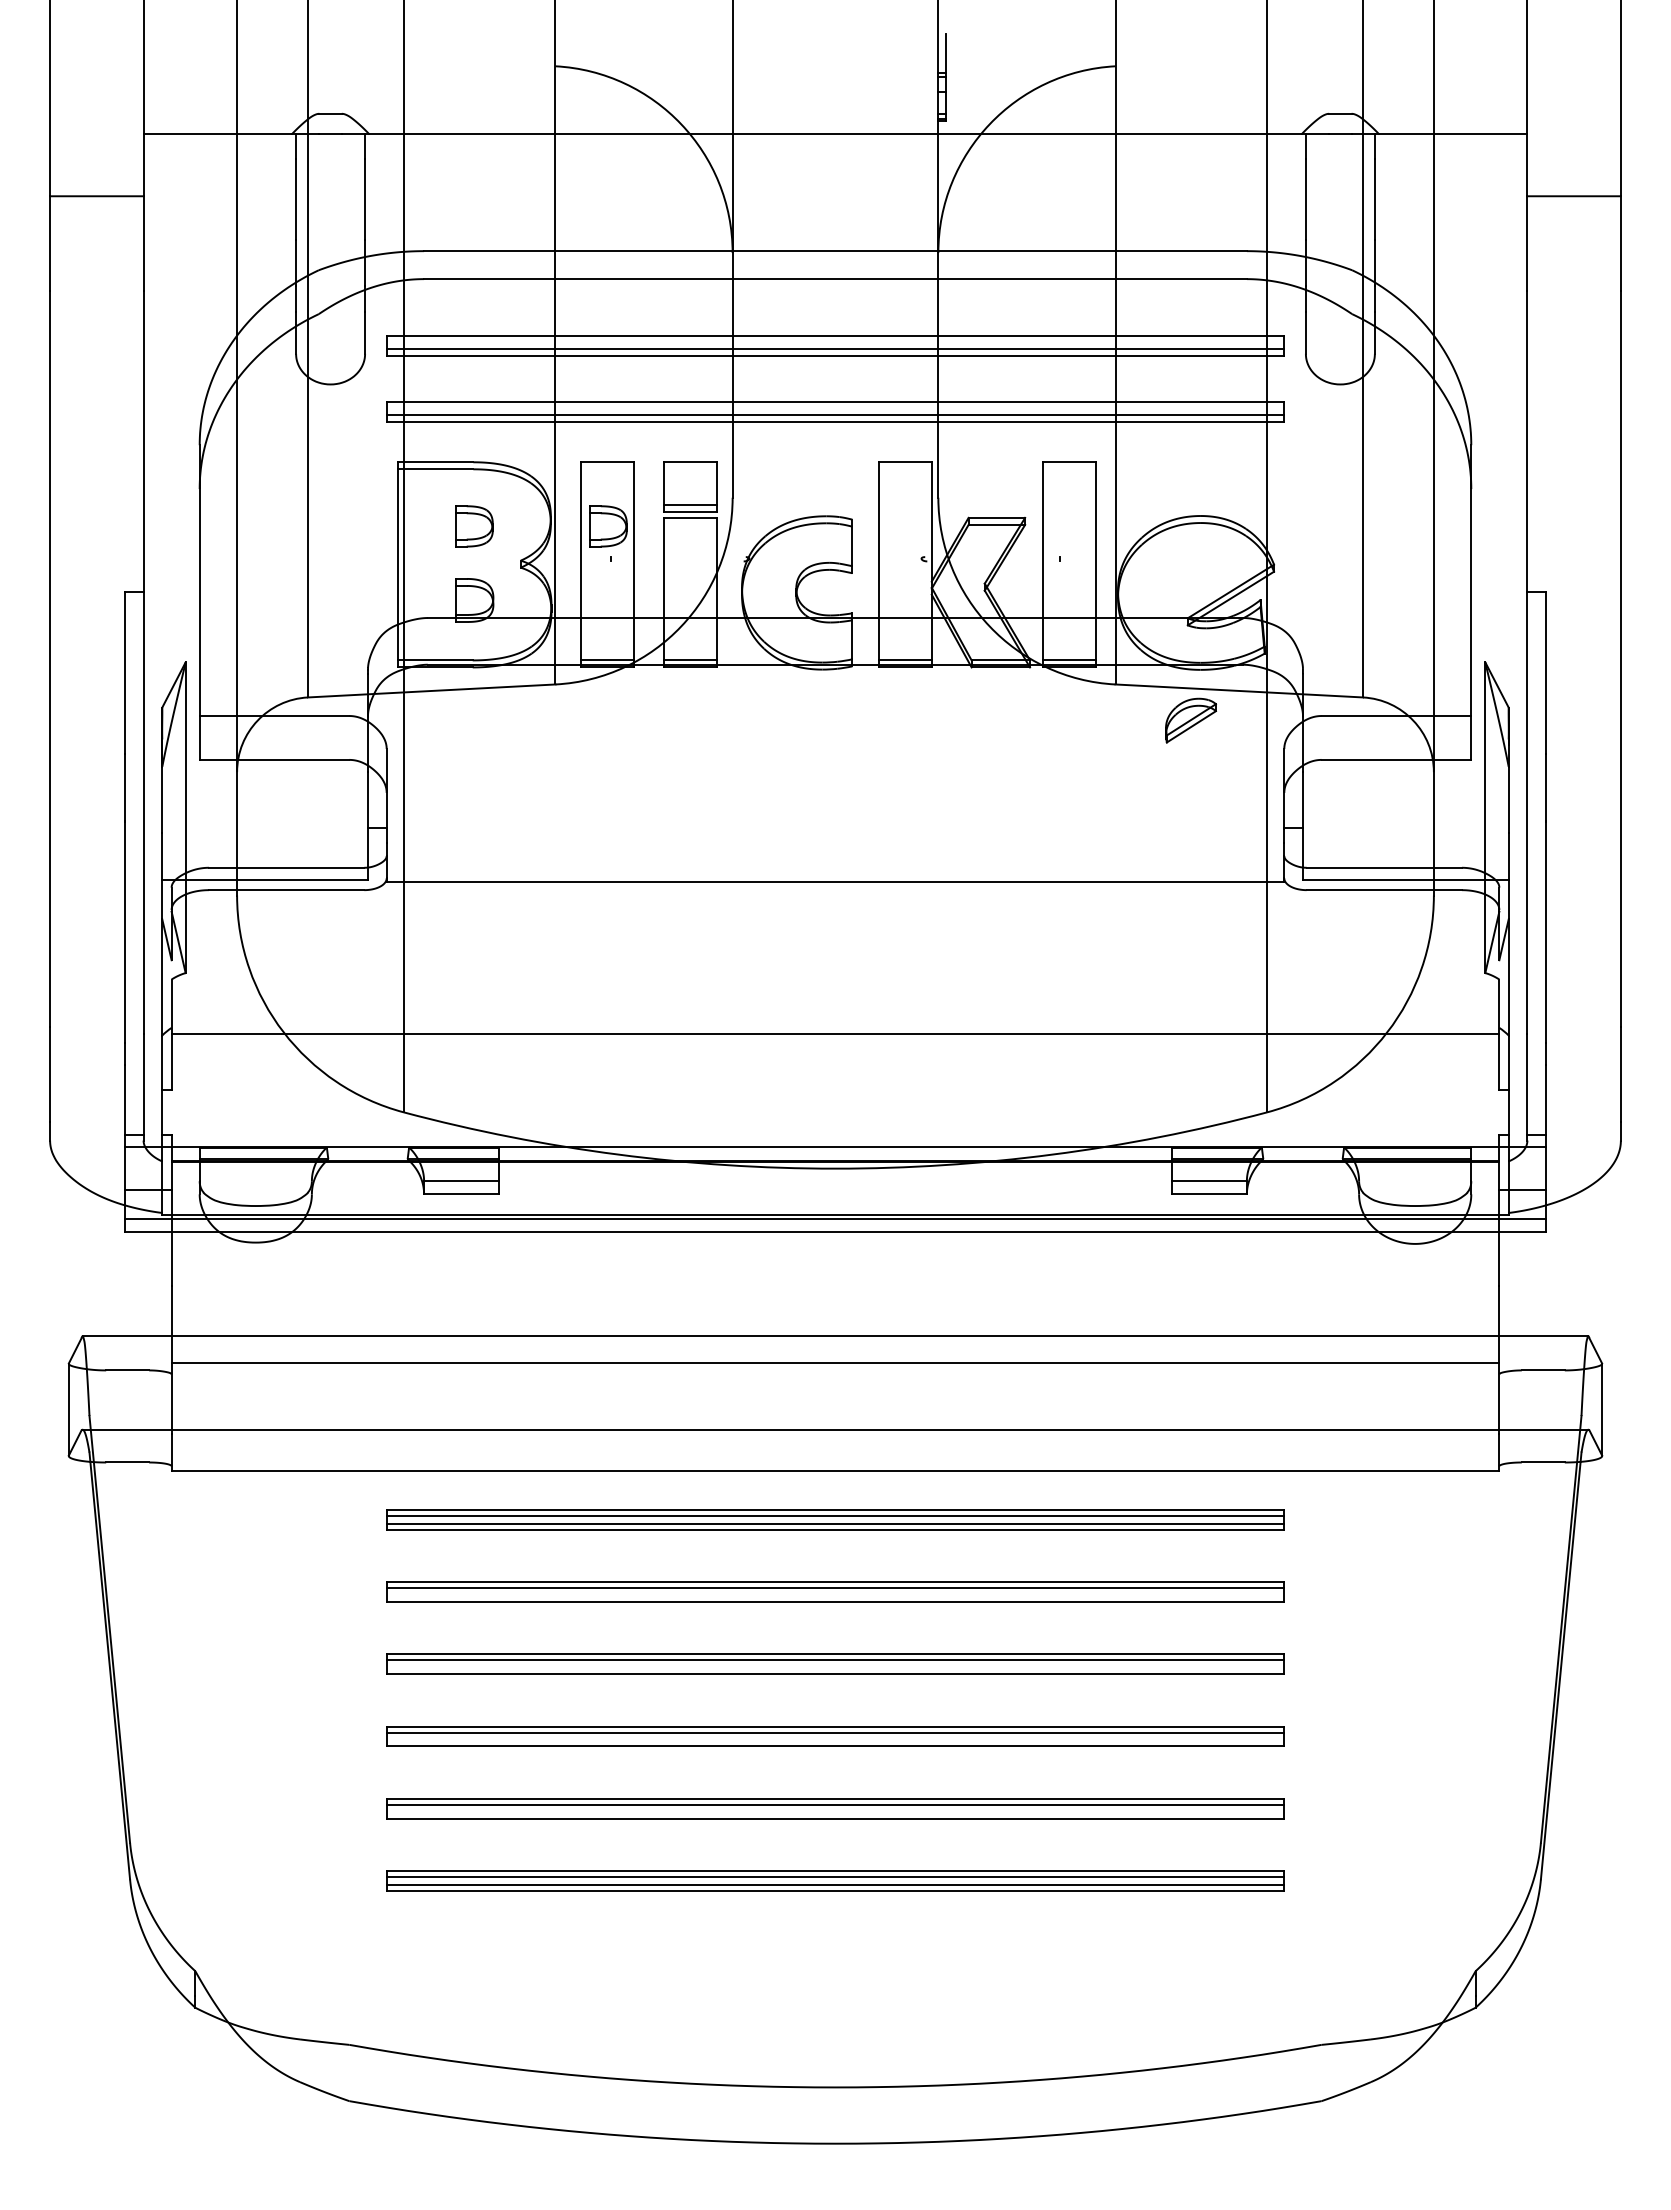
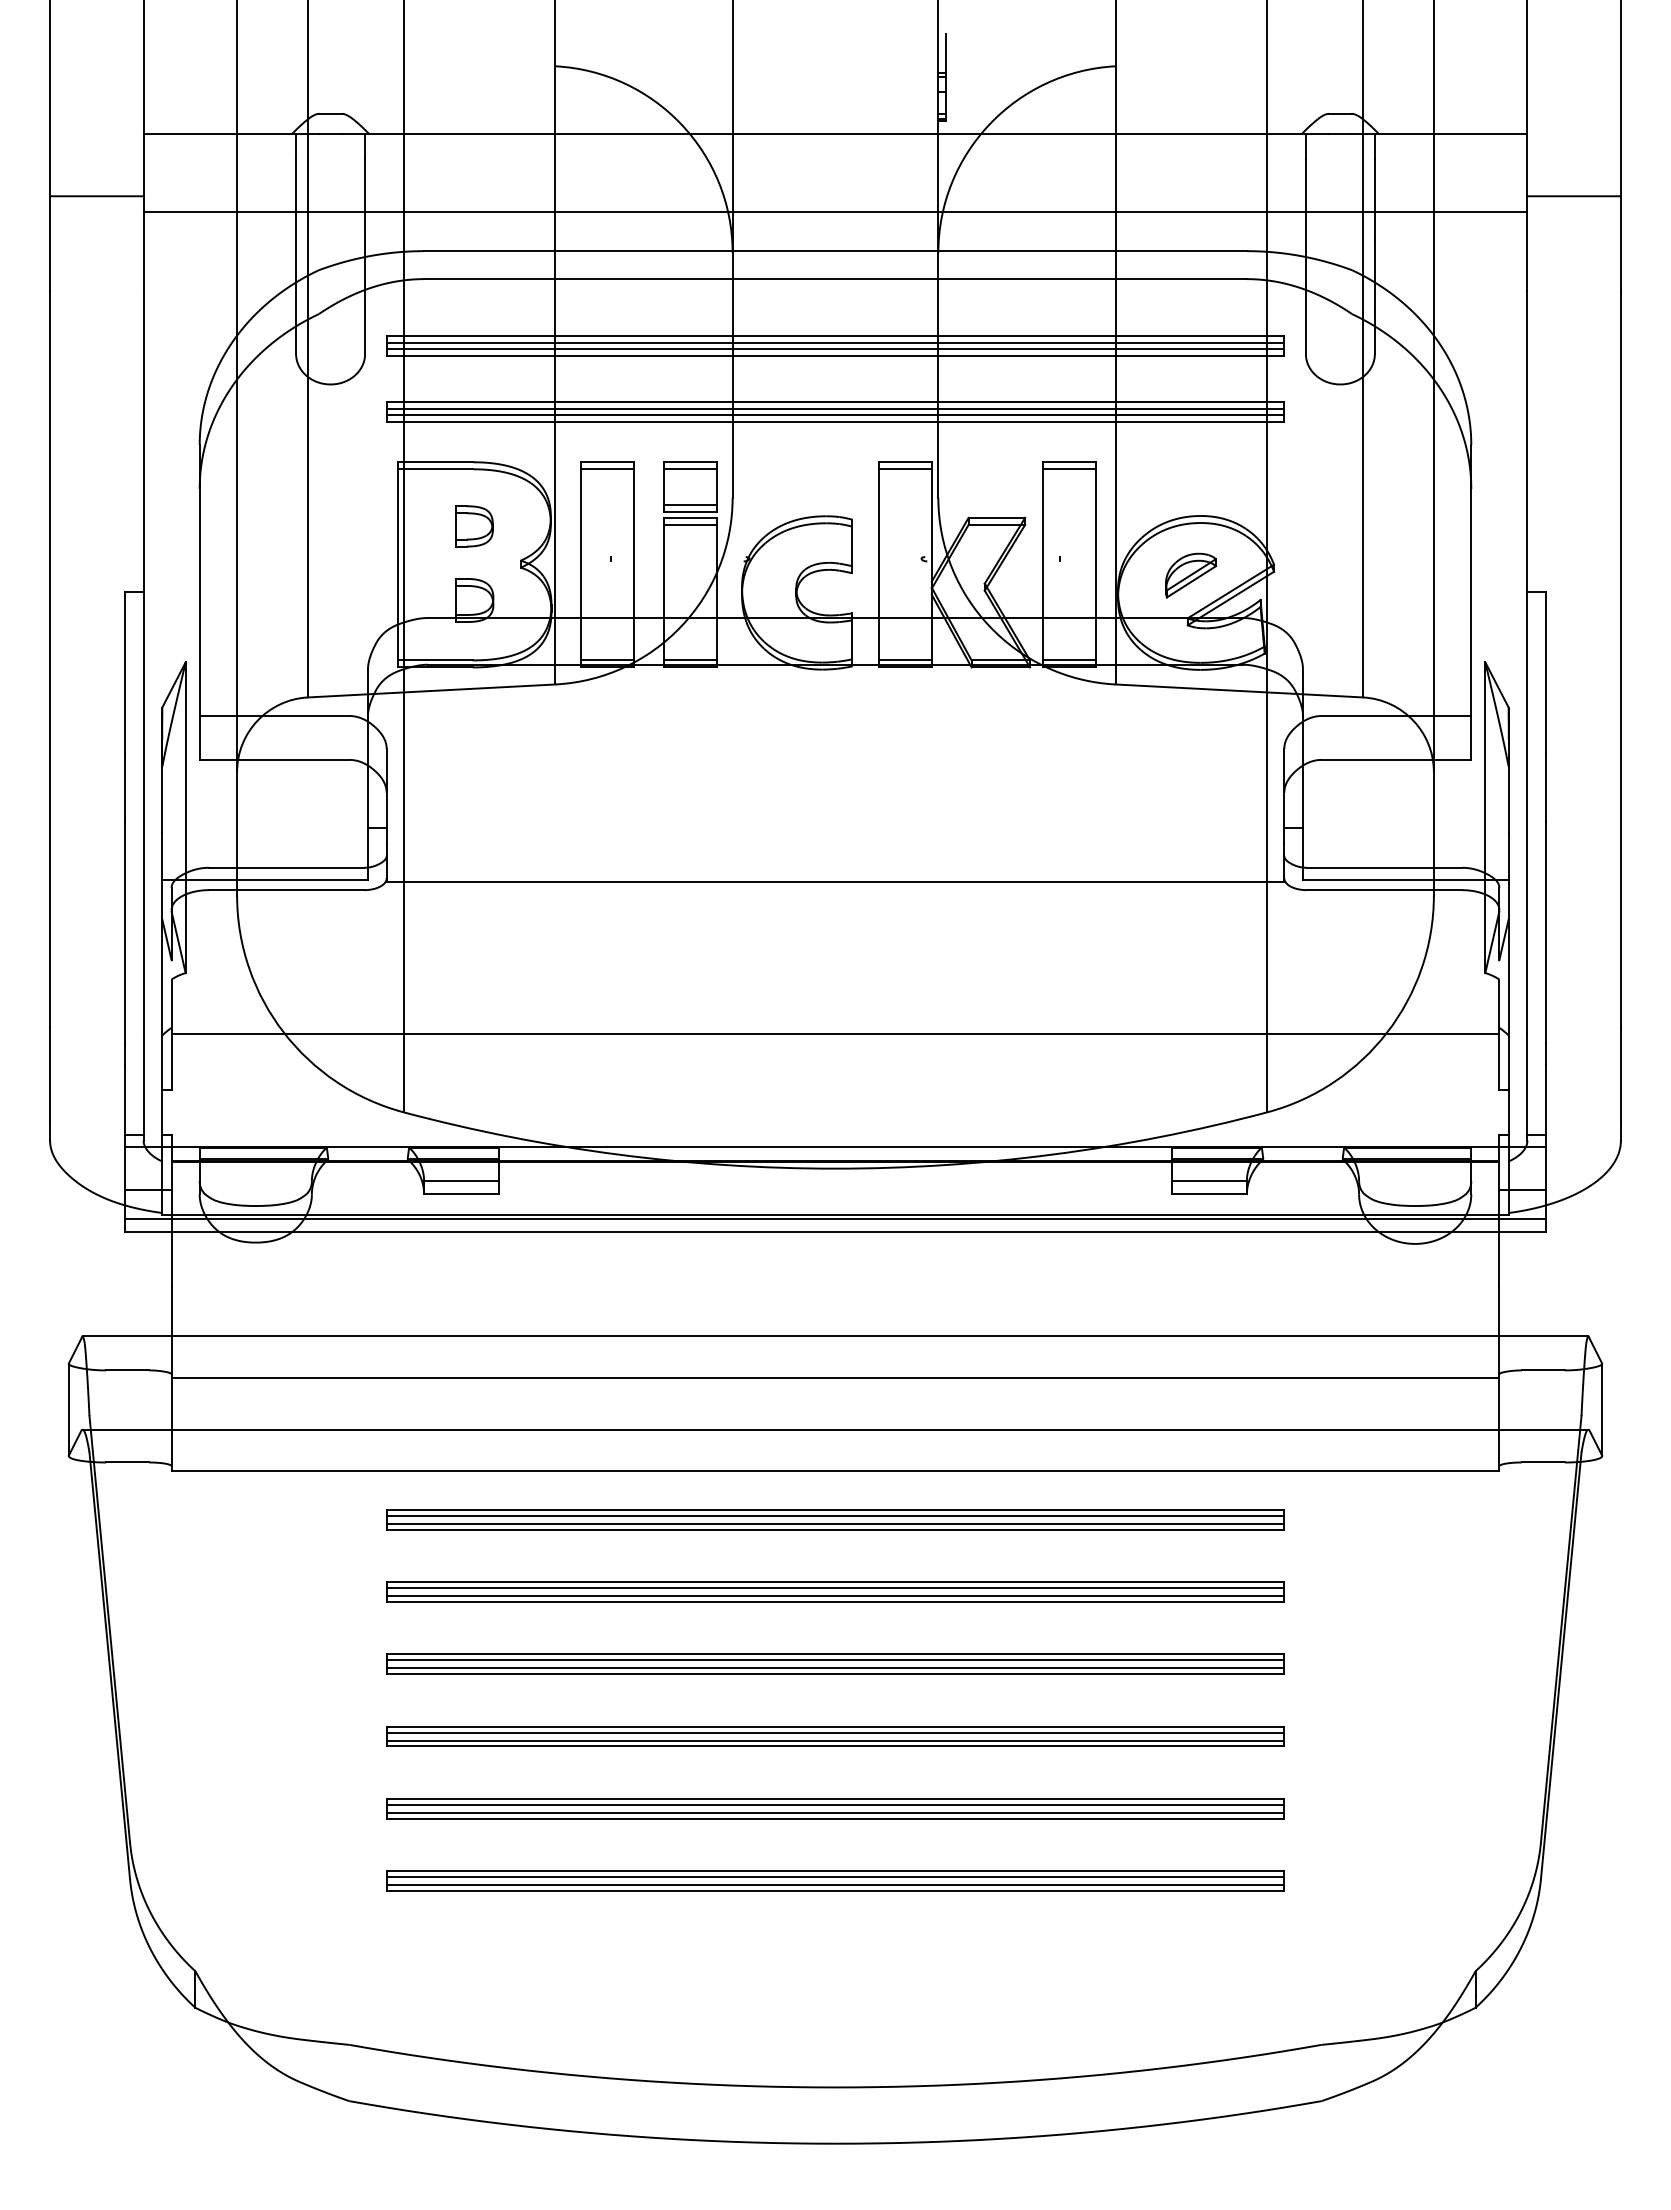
line: none -> present (835, 212)
line: none -> present (835, 342)
line: none -> present (835, 408)
line: none -> present (607, 469)
line: none -> present (690, 469)
line: none -> present (904, 469)
line: none -> present (1068, 469)
line: none -> present (690, 524)
part: present -> none (608, 526)
part position: (1190, 720) -> (1190, 575) (1190, 575)
line position: (835, 1362) -> (835, 1377) (835, 1377)
line: none -> present (835, 1595)
line: none -> present (835, 1668)
line: none -> present (835, 1740)
line: none -> present (835, 1812)
